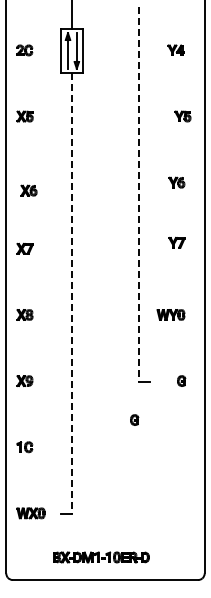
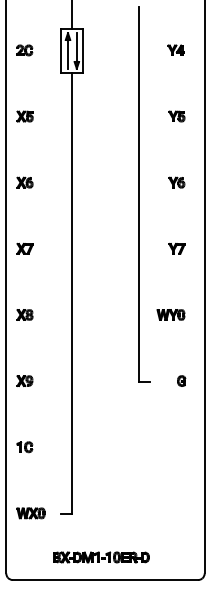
part position: (182, 116) -> (176, 116) (176, 116)
part position: (28, 190) -> (24, 182) (24, 182)
line: dashed -> solid (138, 194)
part position: (176, 242) -> (176, 248) (176, 248)
line: dashed -> solid (72, 293)
part: present -> none (134, 419)
